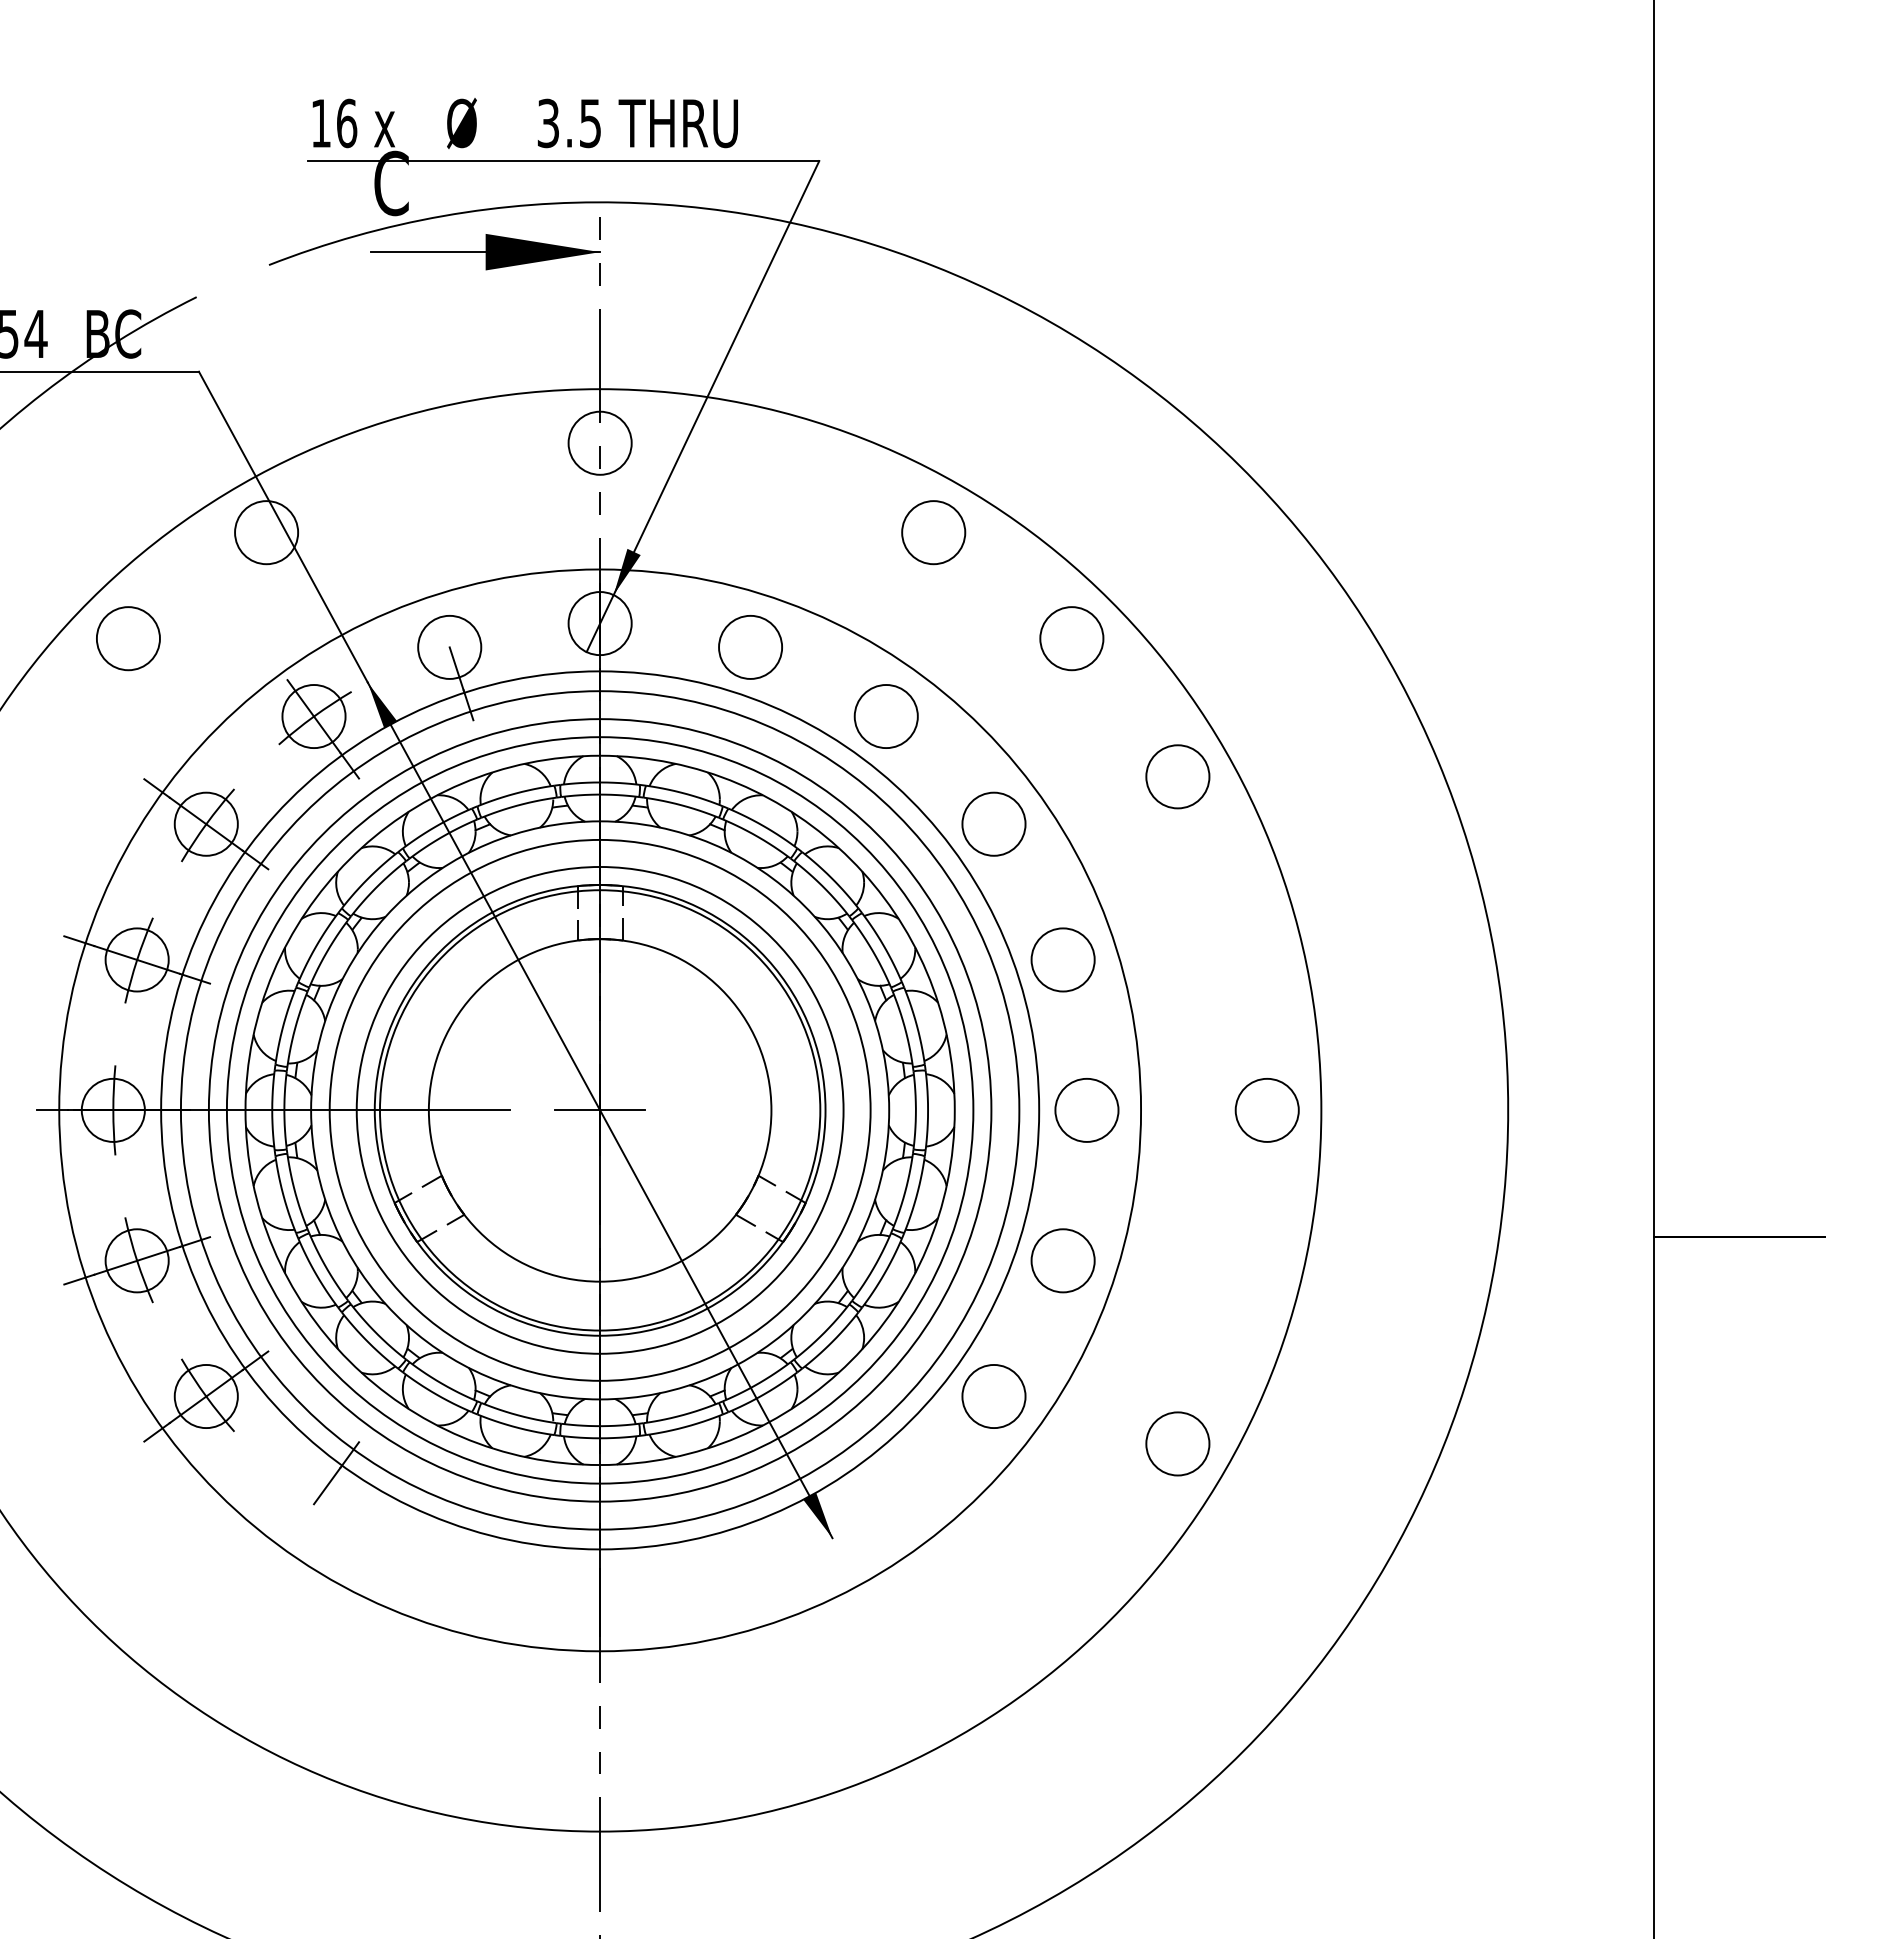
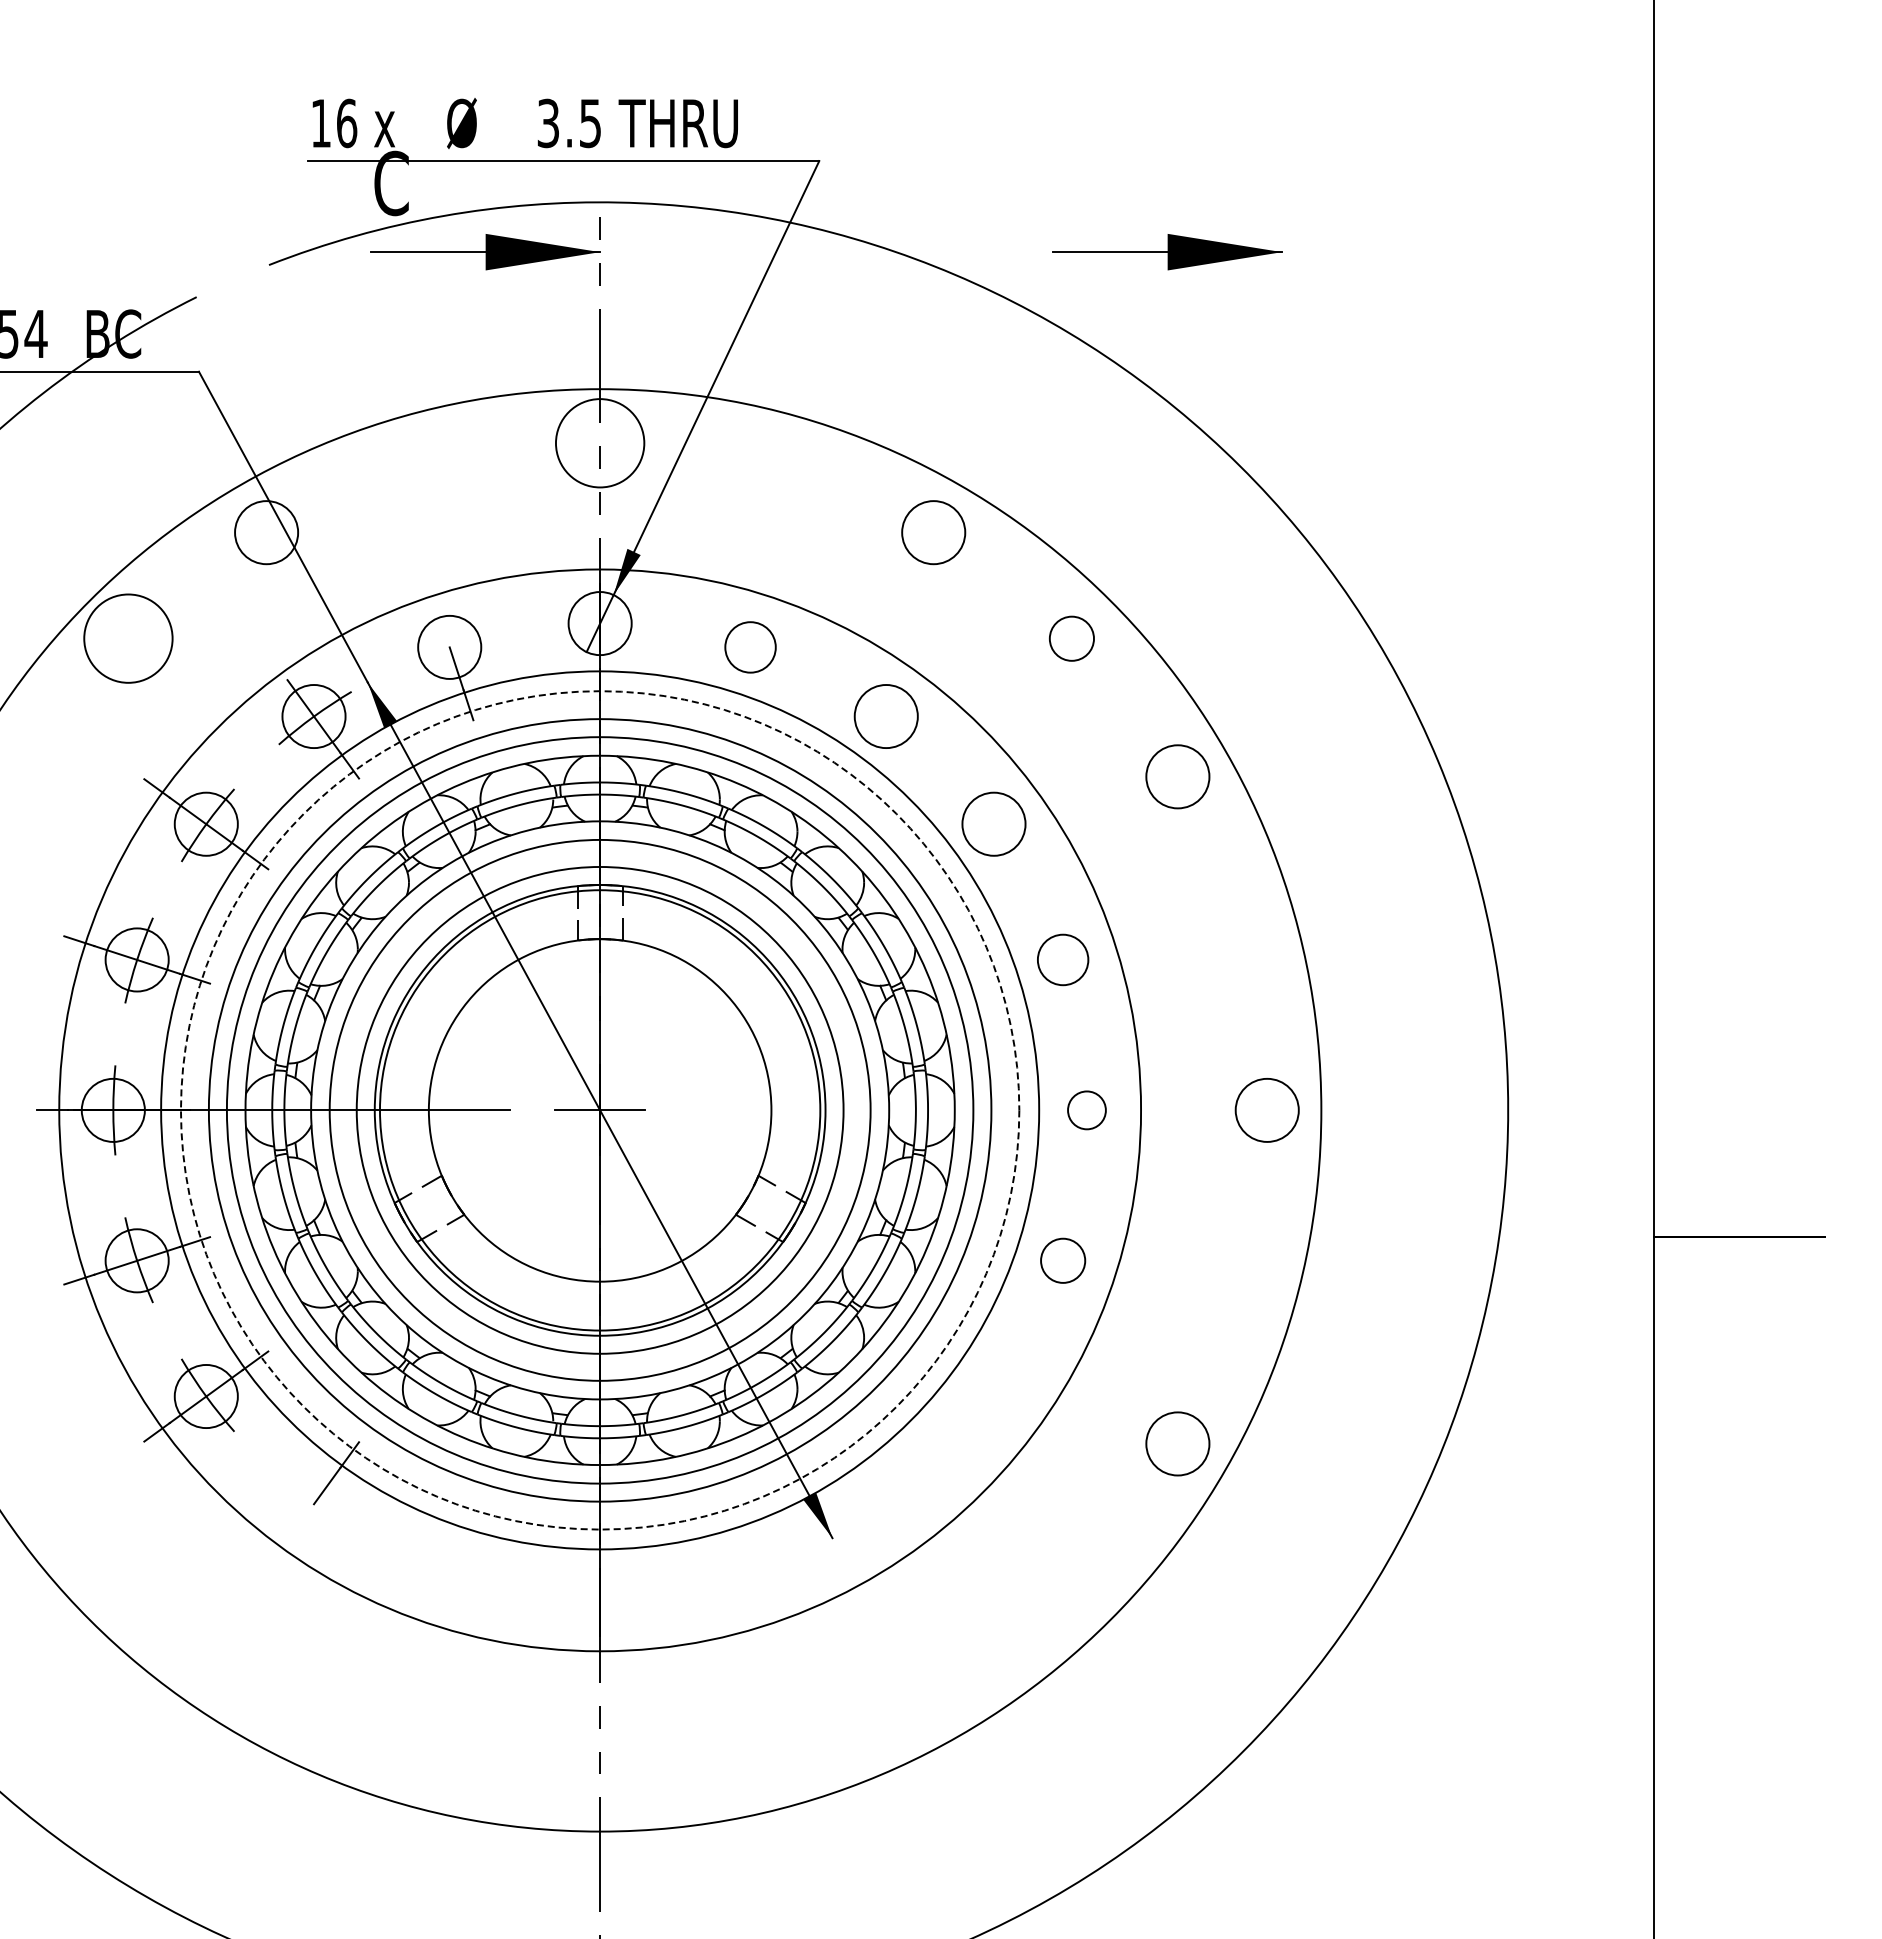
part: none -> present (1167, 252)
circle diameter: 63 px -> 88 px (599, 443)
circle diameter: 63 px -> 88 px (128, 638)
circle size: 66x66 px -> 46x47 px (1071, 638)
circle size: 65x65 px -> 53x53 px (750, 647)
circle size: 66x66 px -> 53x54 px (1063, 959)
circle diameter: 63 px -> 38 px (1086, 1110)
circle: solid -> dashed (599, 1110)
circle diameter: 63 px -> 44 px (1063, 1260)
circle: present -> none (993, 1396)
